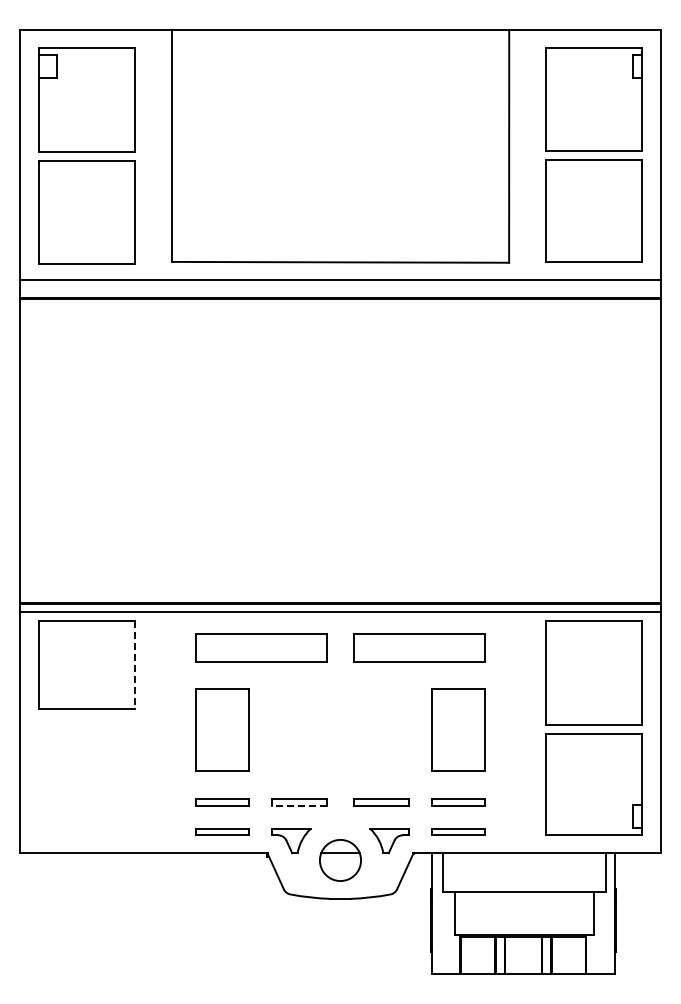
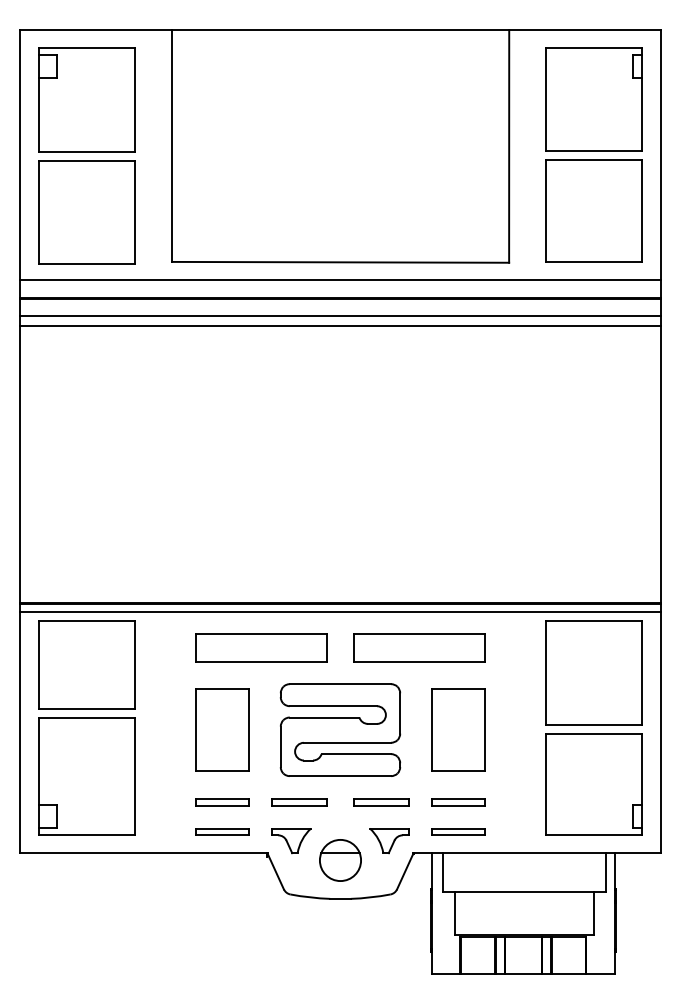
line: none -> present (340, 316)
line: none -> present (340, 325)
line: dashed -> solid (134, 665)
part: none -> present (340, 729)
part: none -> present (86, 776)
line: dashed -> solid (298, 805)
